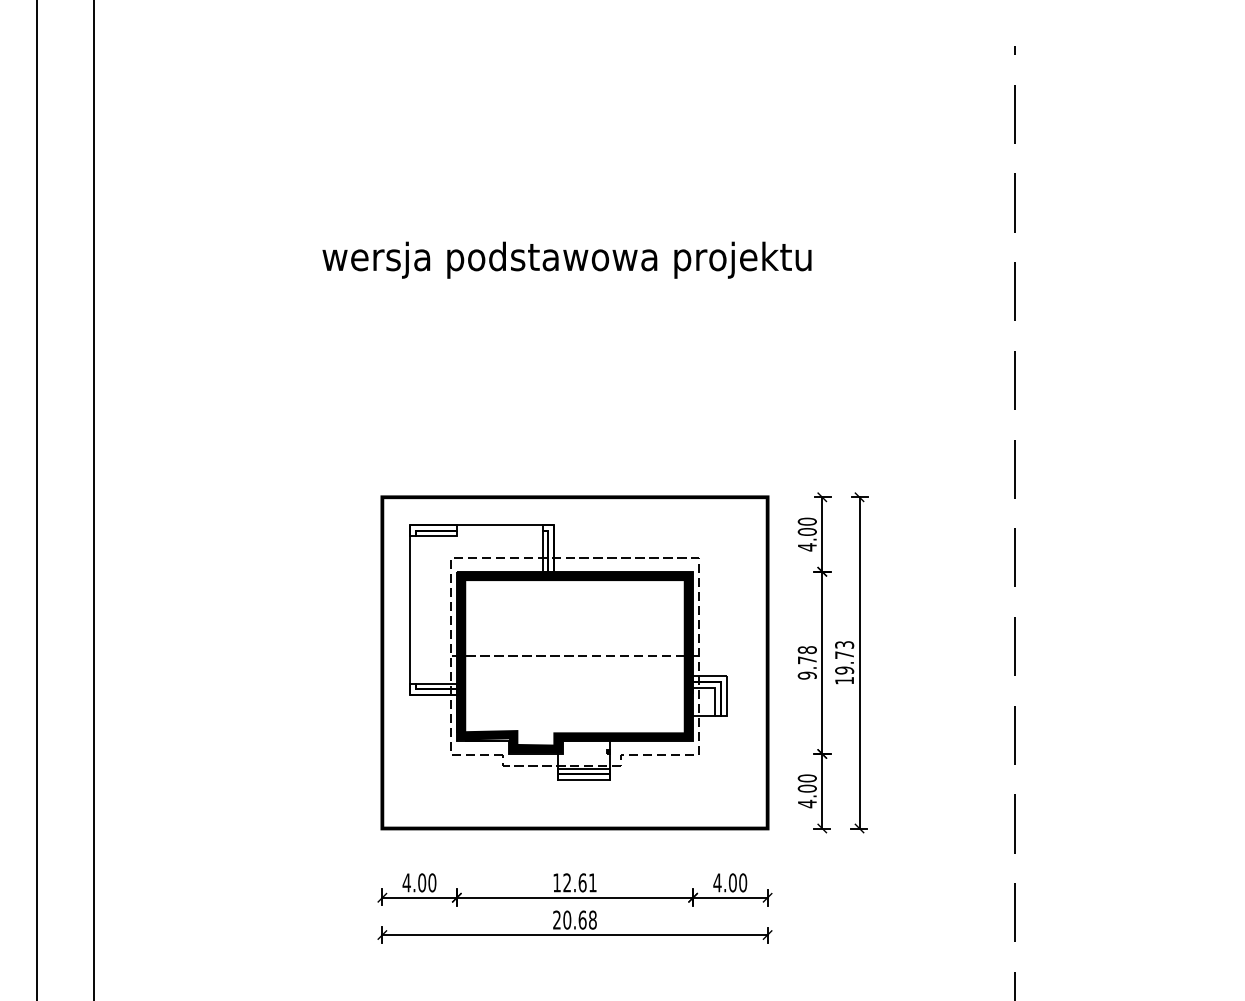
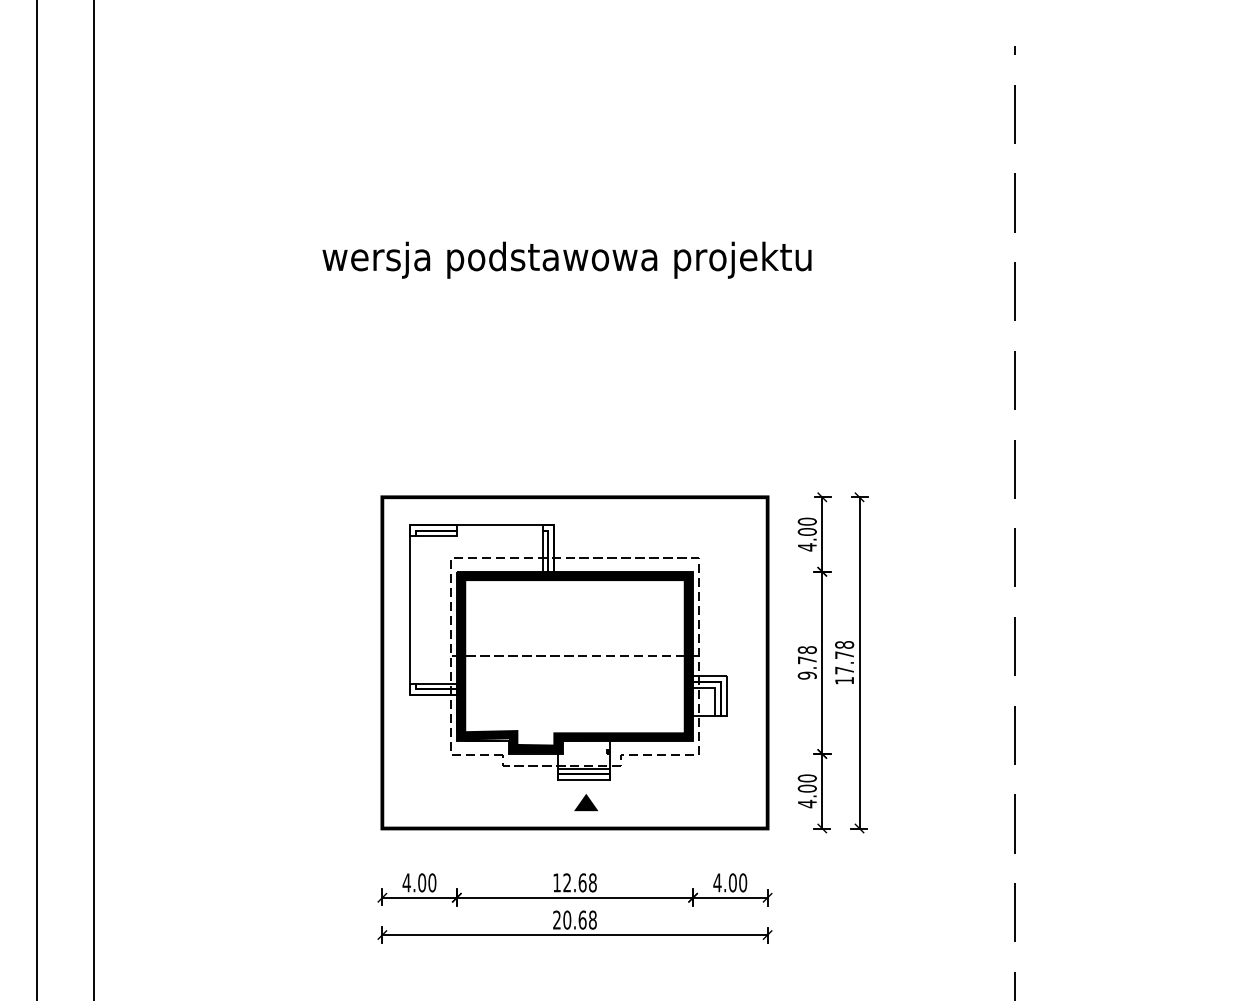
text: 19.73 -> 17.78 (844, 657)
fill: none -> present (586, 802)
text: 12.61 -> 12.68 (592, 882)
